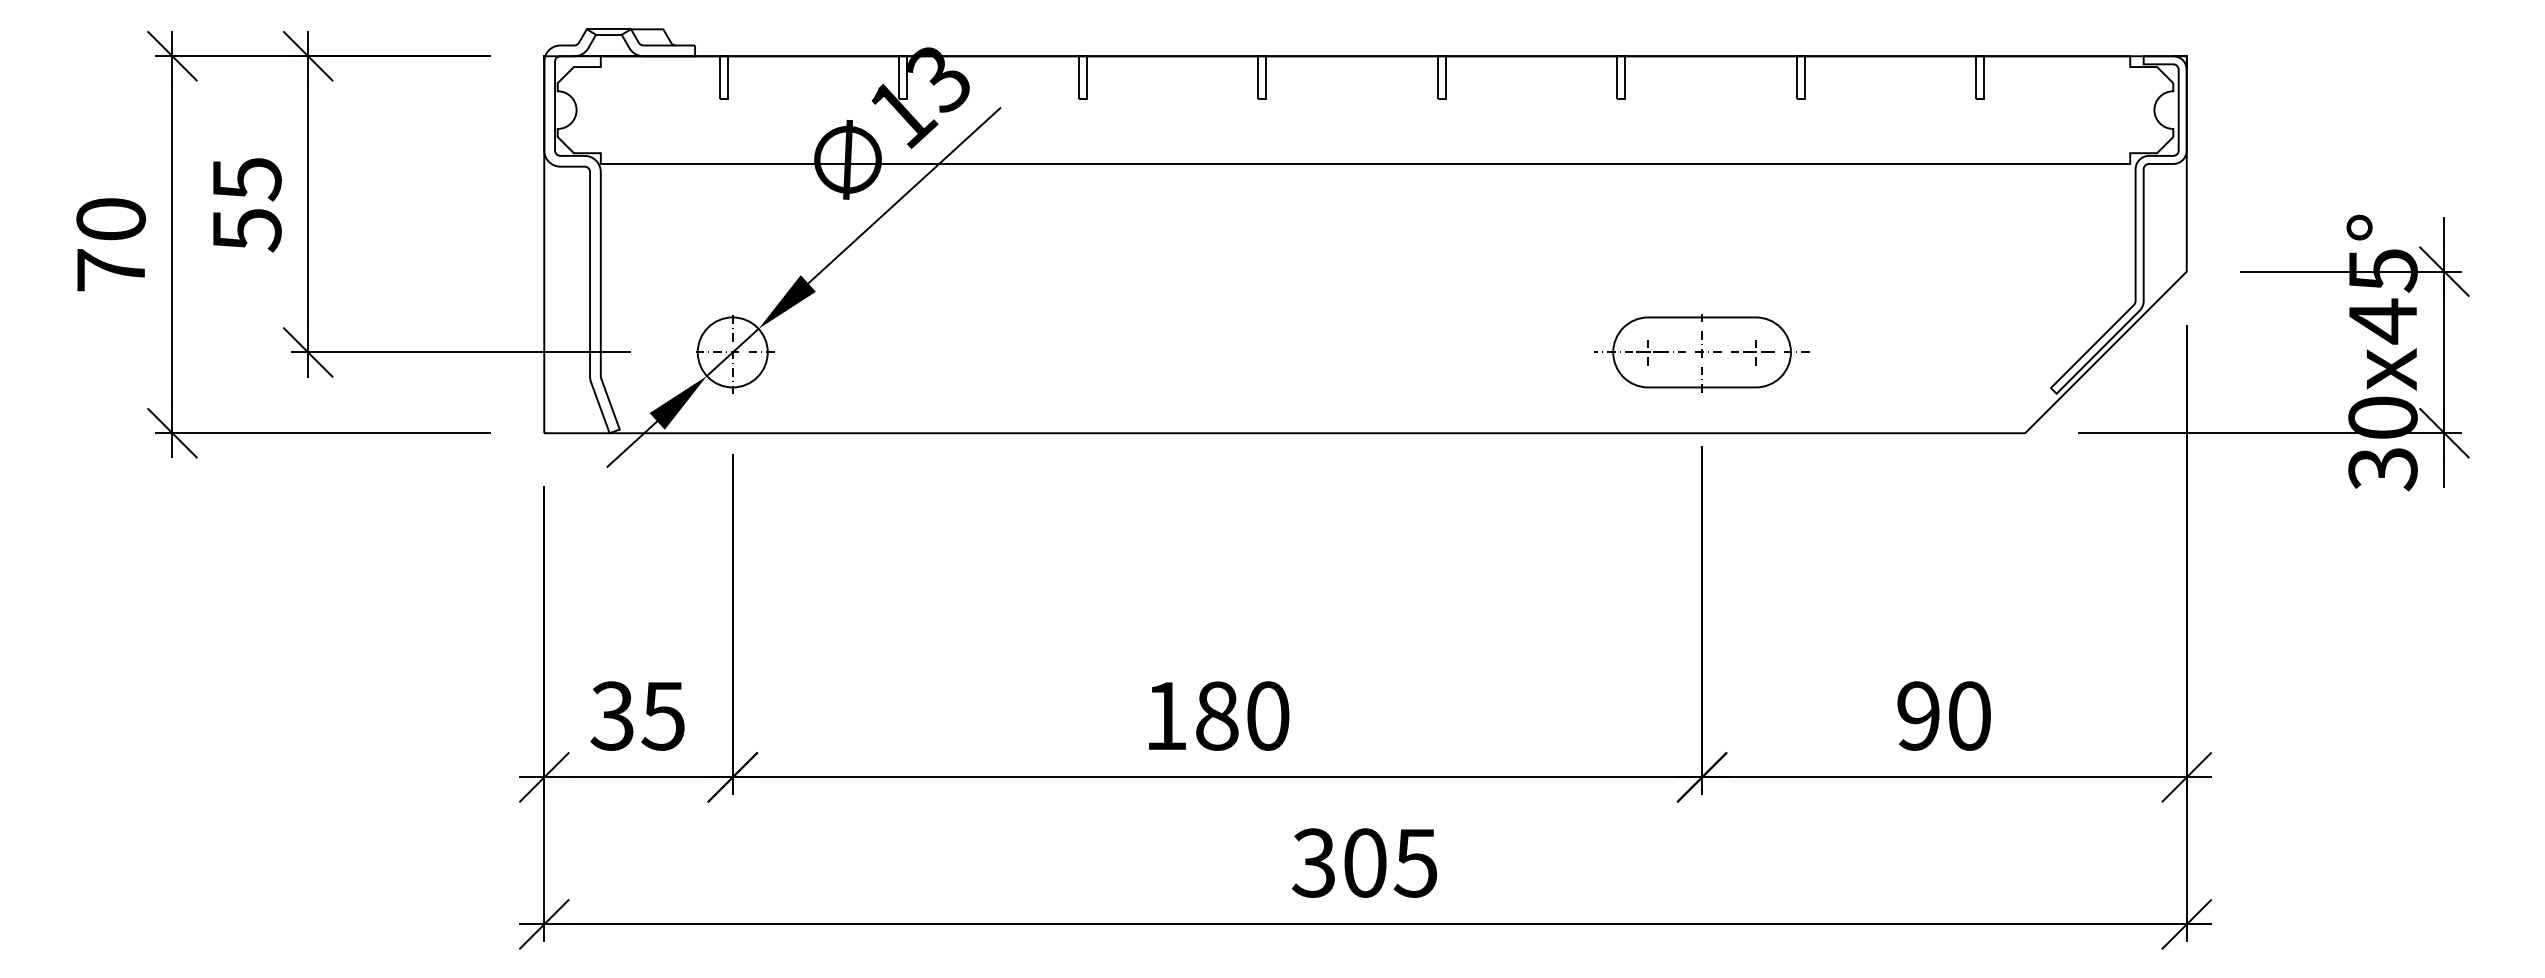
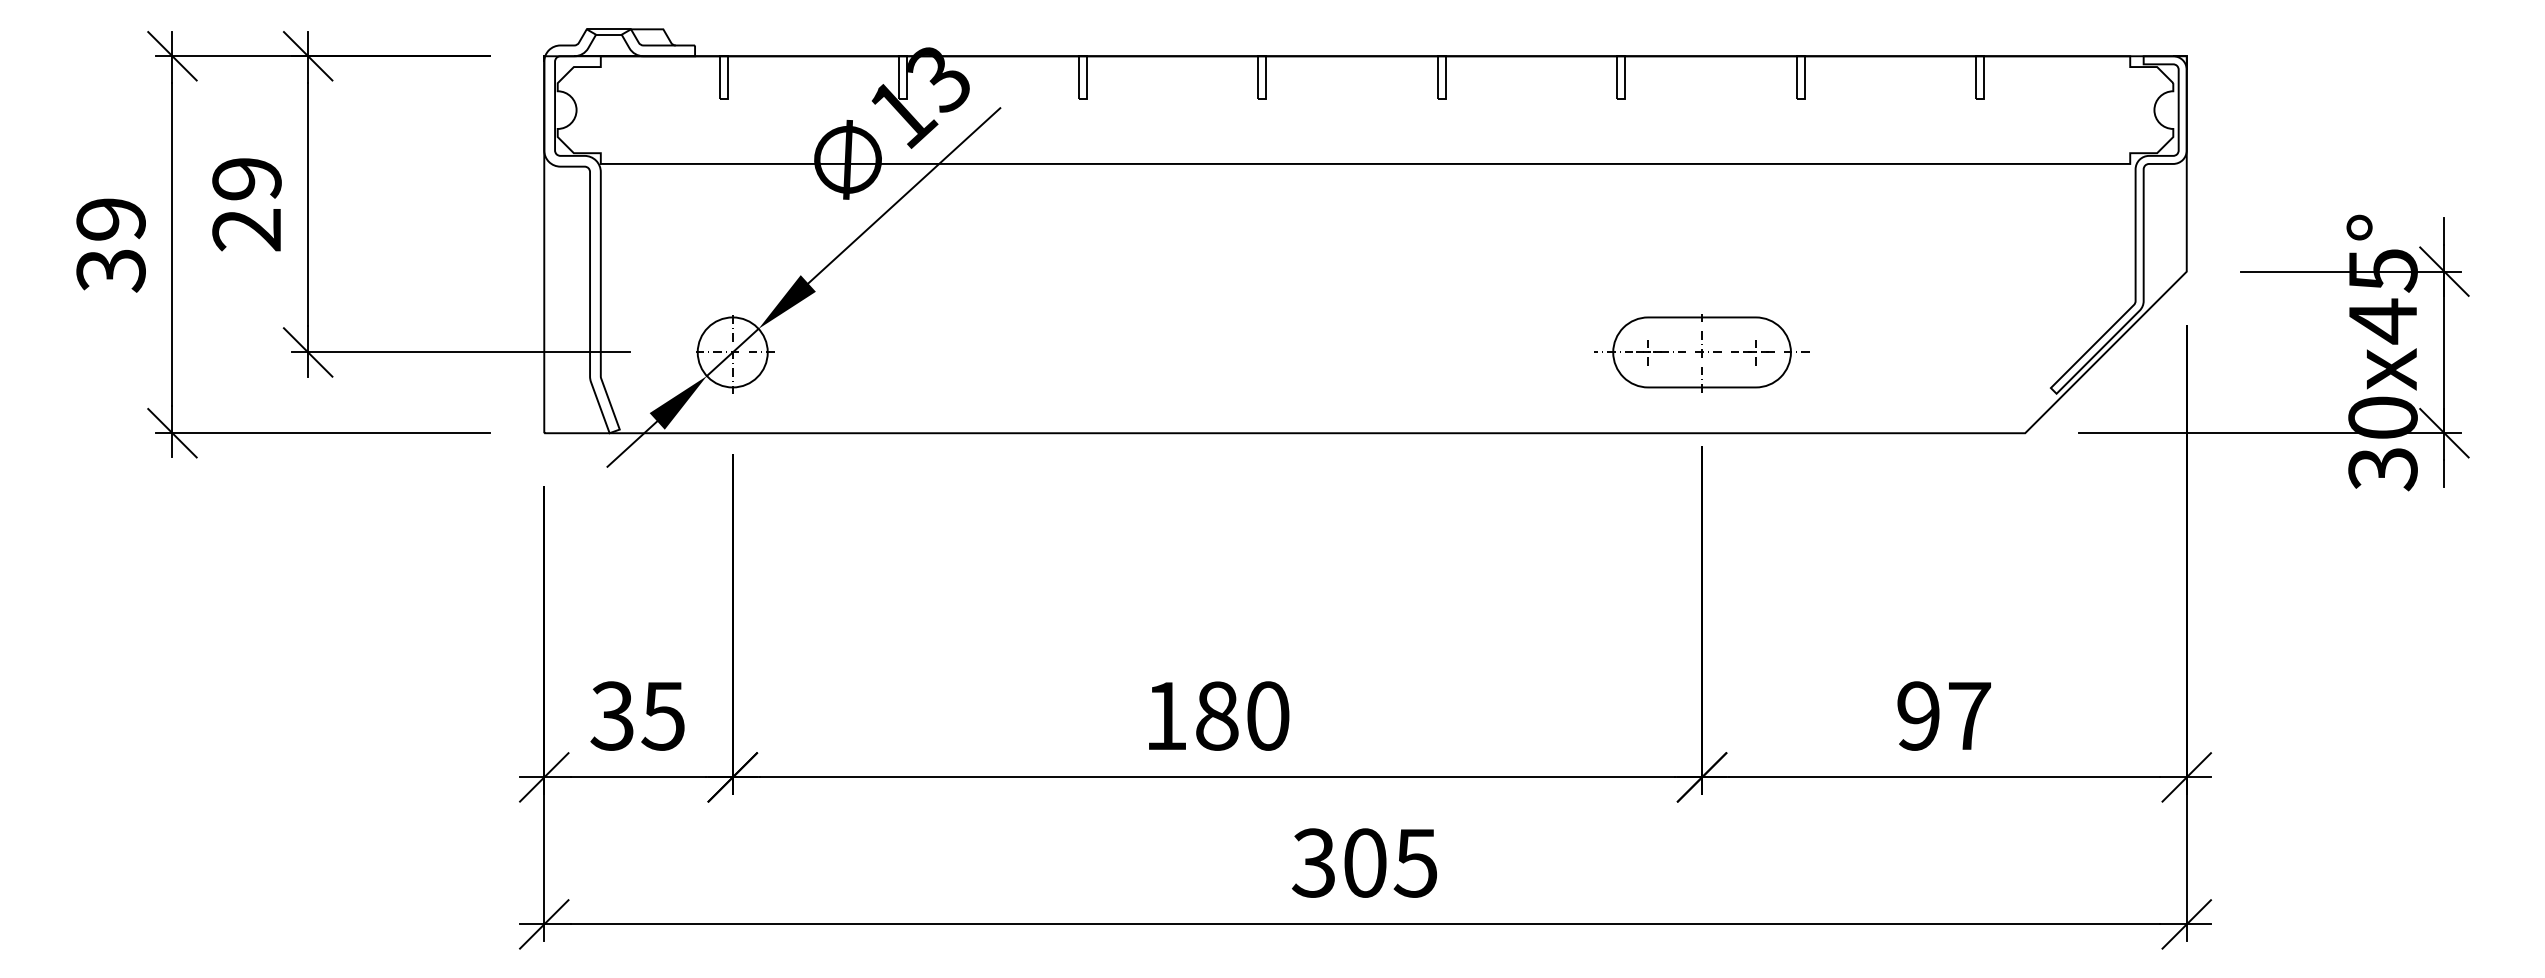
text: 55 -> 29 (246, 205)
text: 70 -> 39 (110, 245)
text: 90 -> 97 (1969, 715)
